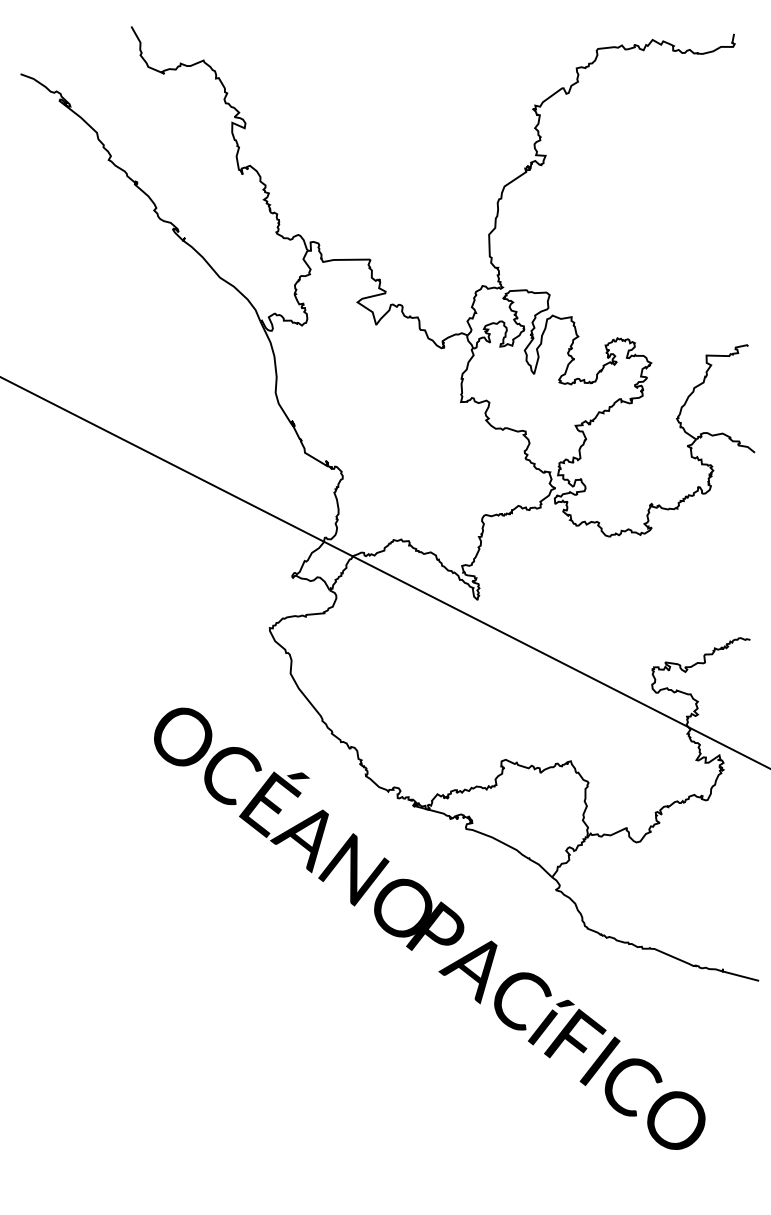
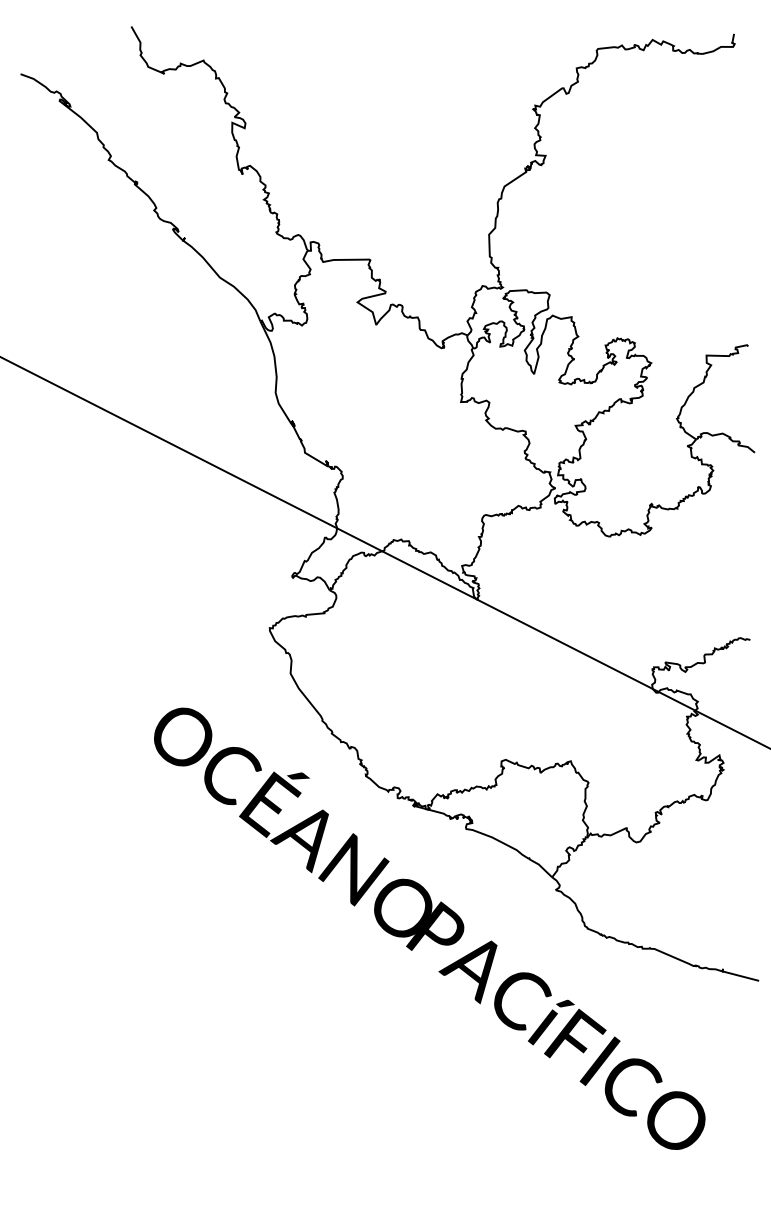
line position: (384, 572) -> (384, 552) (384, 552)
